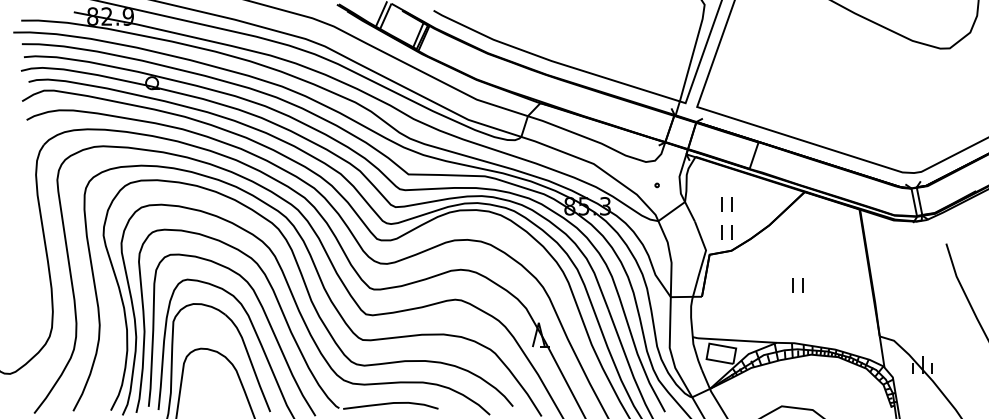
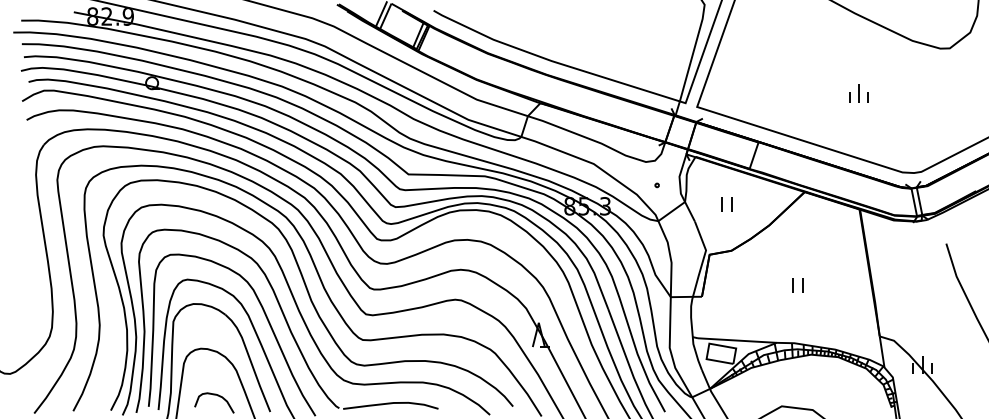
part: none -> present (858, 93)
part: present -> none (726, 232)
curve: none -> present (217, 396)
